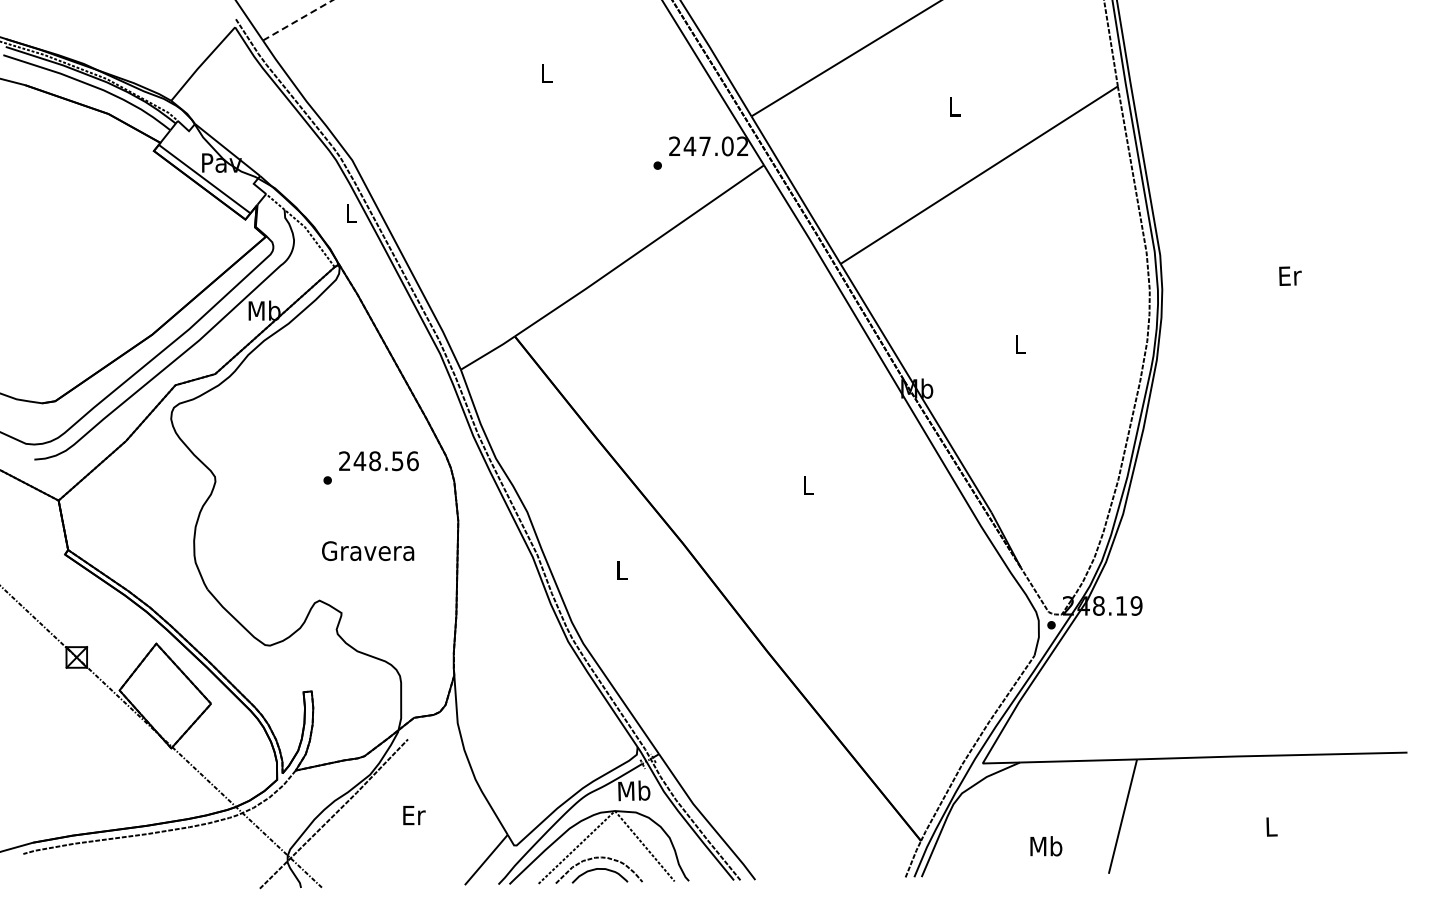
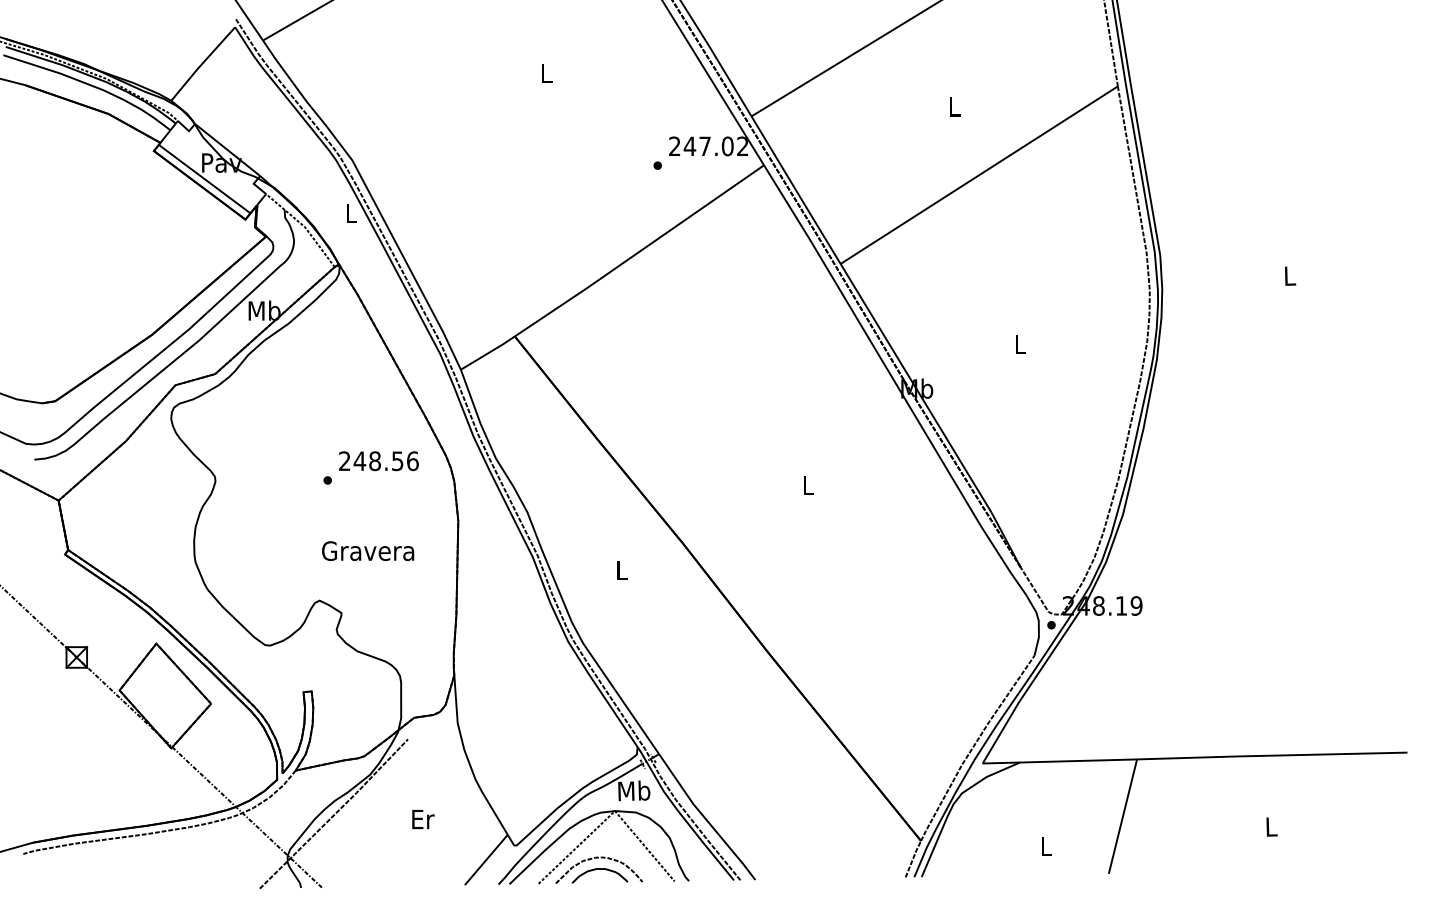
line: dashed -> solid (298, 20)
text: Er -> L (1290, 275)
text position: (414, 815) -> (423, 819) (423, 819)
text: Mb -> L (1046, 846)
